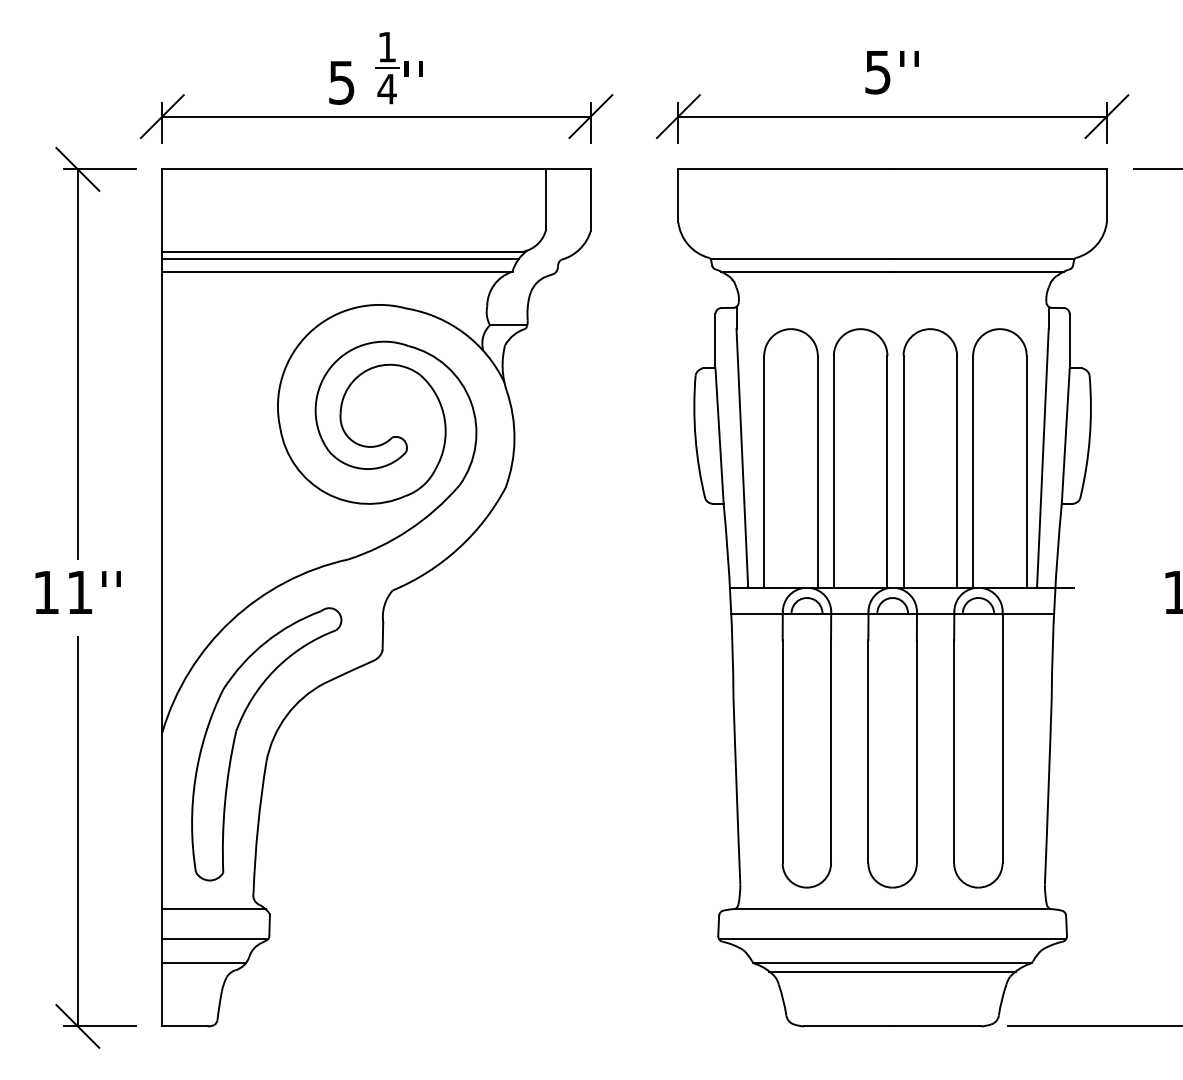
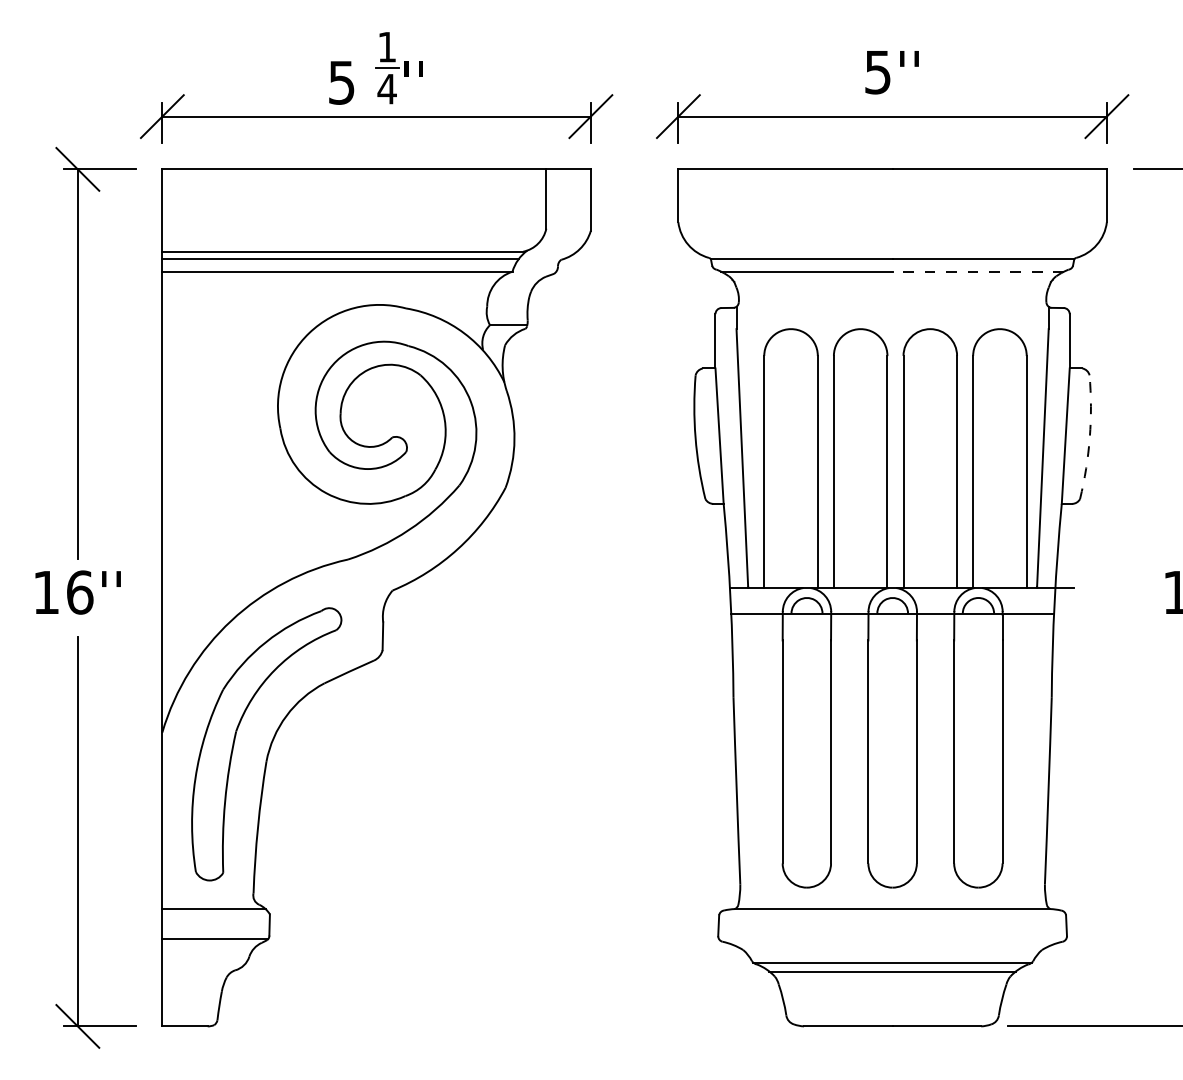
line: solid -> dashed (978, 271)
arc: solid -> dashed (1089, 437)
text: 11'' -> 16'' (80, 592)
line: present -> none (892, 938)
line: present -> none (204, 962)
